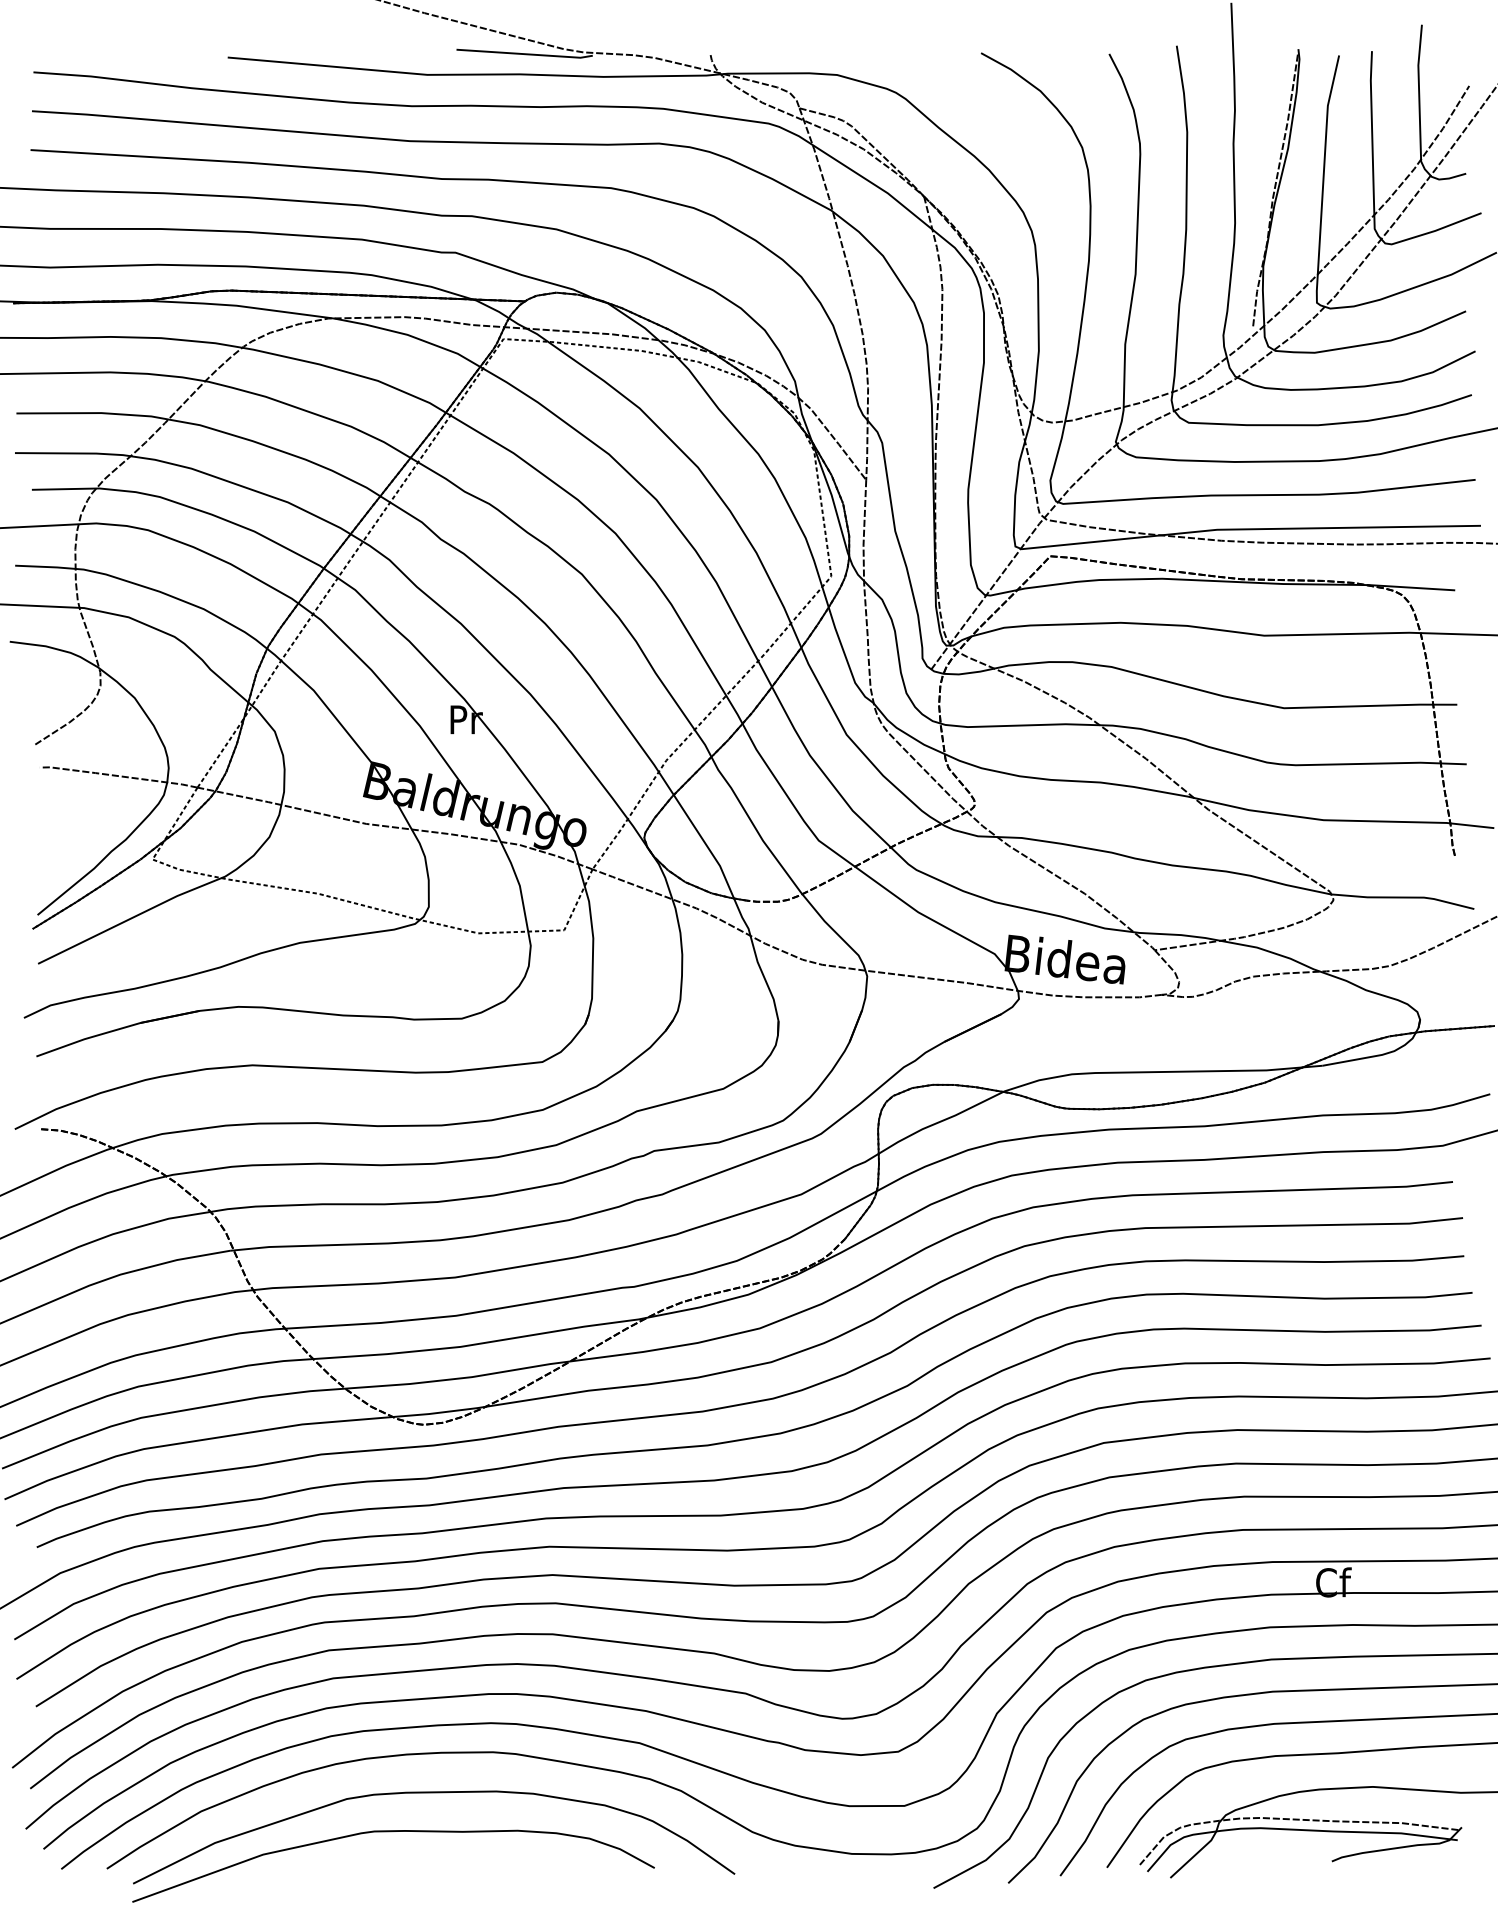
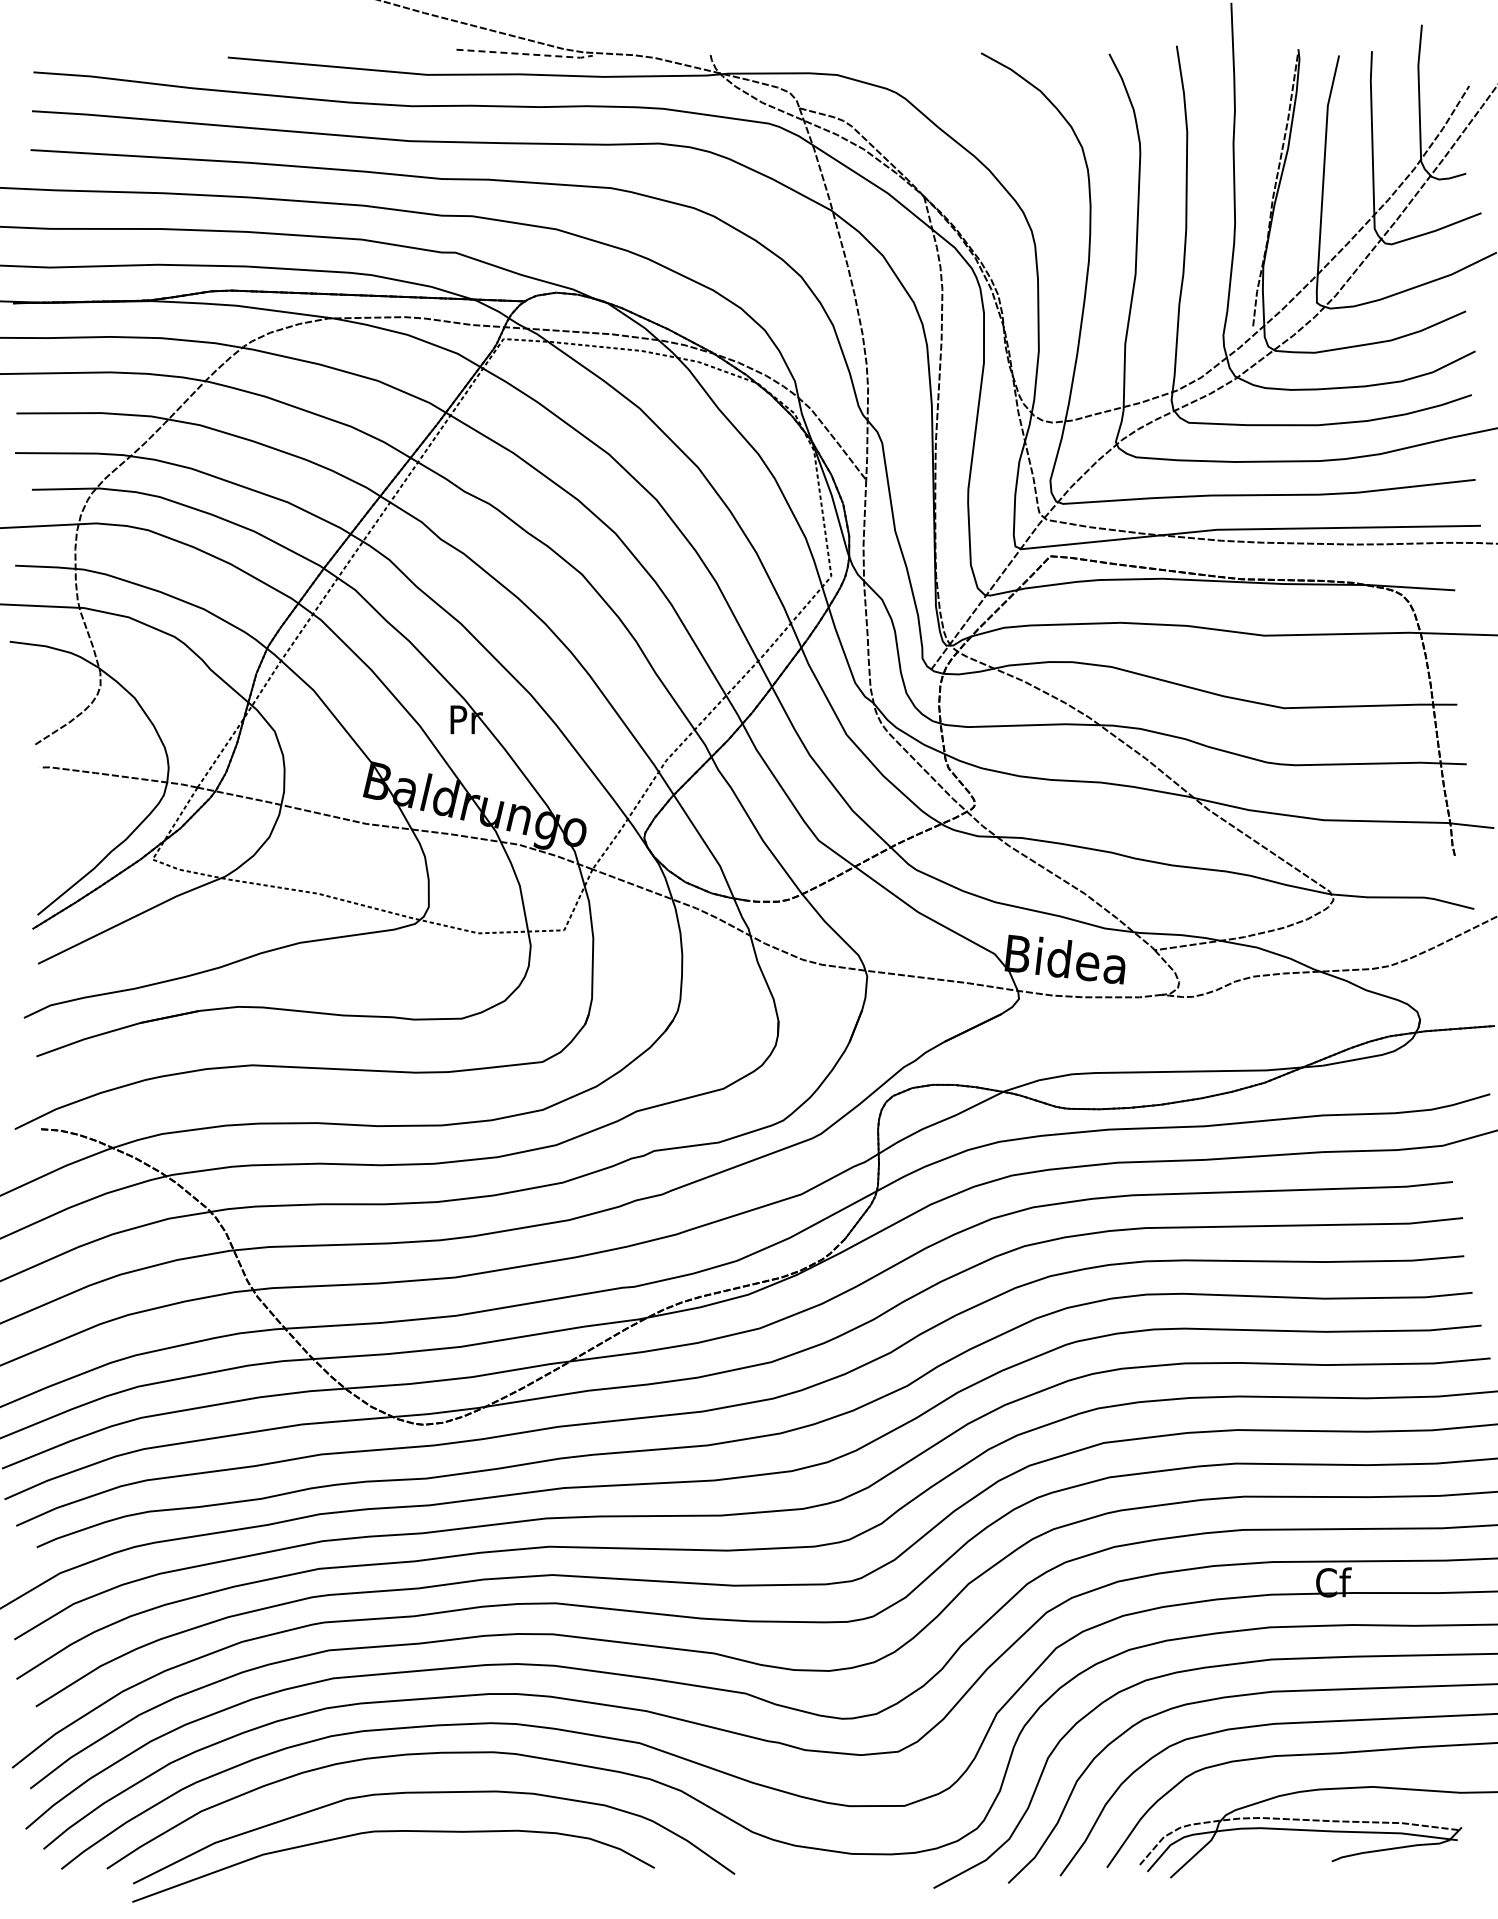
line: solid -> dashed (525, 54)
